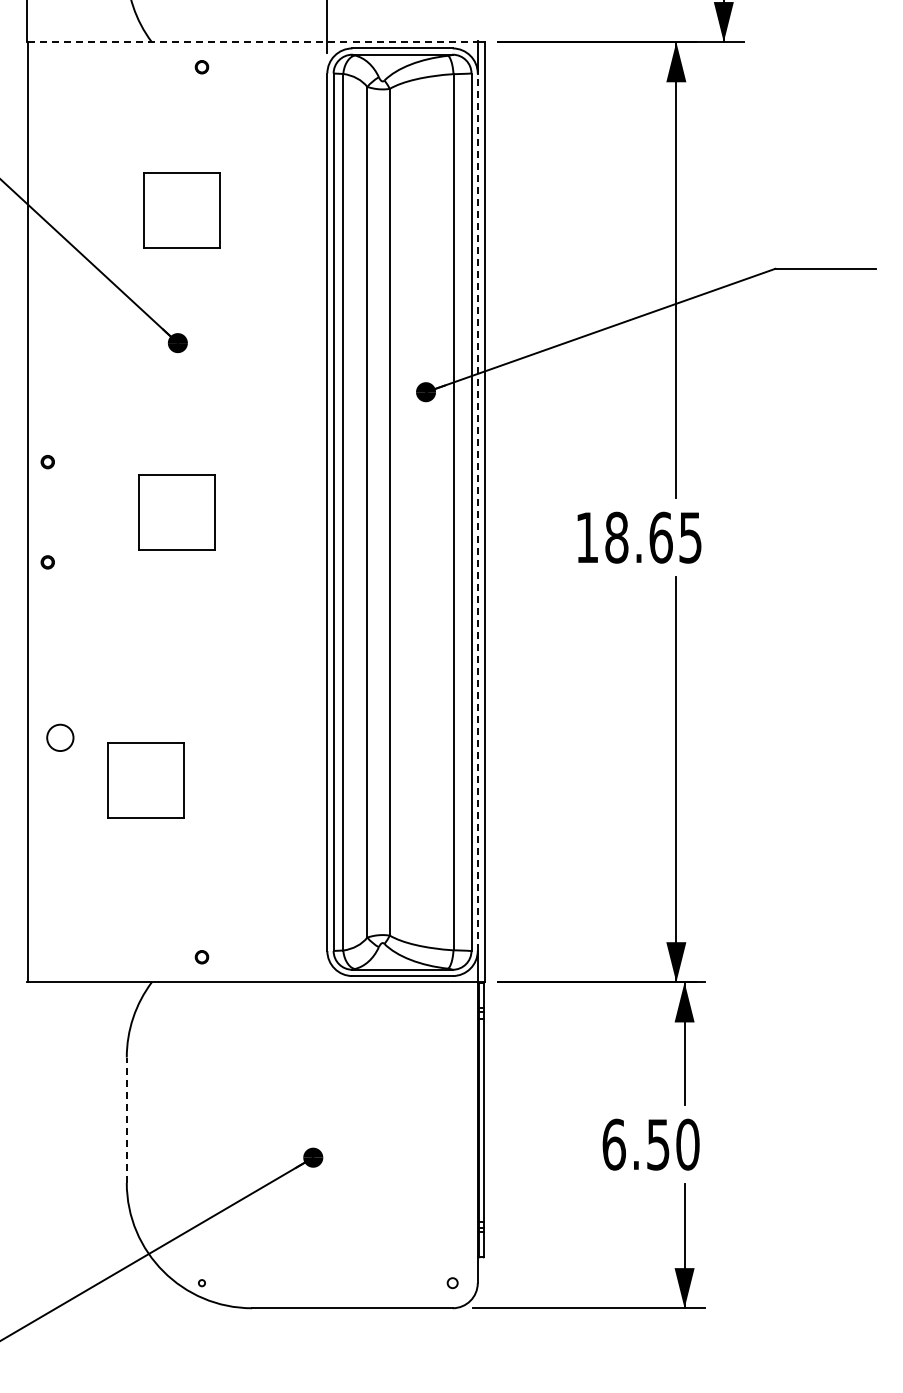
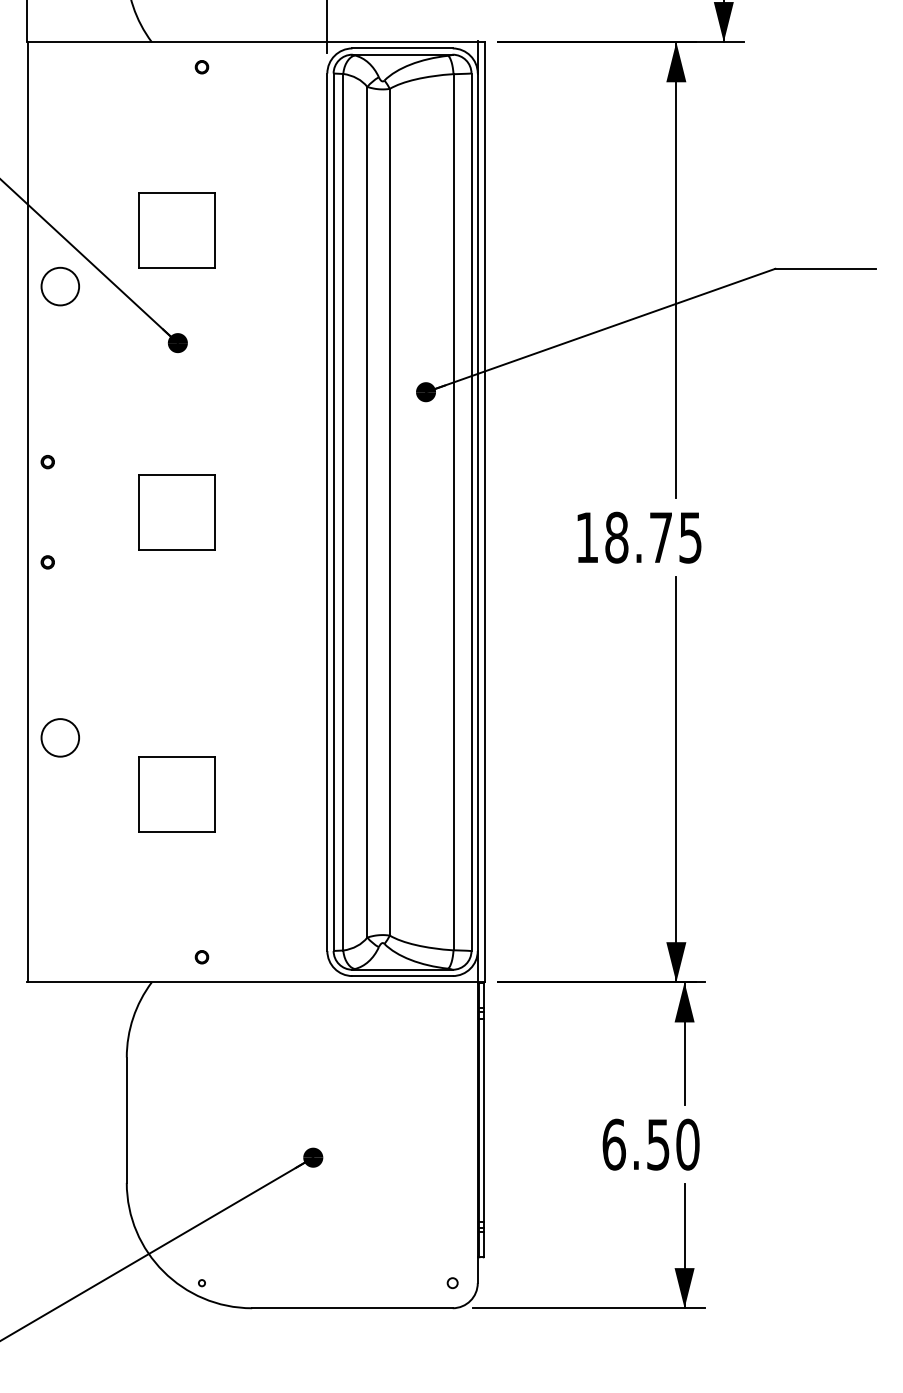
line: dashed -> solid (252, 42)
part position: (181, 210) -> (176, 230) (176, 230)
circle: none -> present (59, 286)
line: dashed -> solid (477, 512)
text: 18.65 -> 18.75 (660, 537)
circle diameter: 26 px -> 38 px (60, 737)
part position: (145, 780) -> (176, 794) (176, 794)
line: dashed -> solid (126, 1120)
